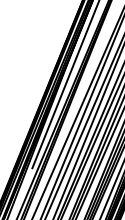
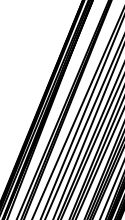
line: present -> none (65, 85)
